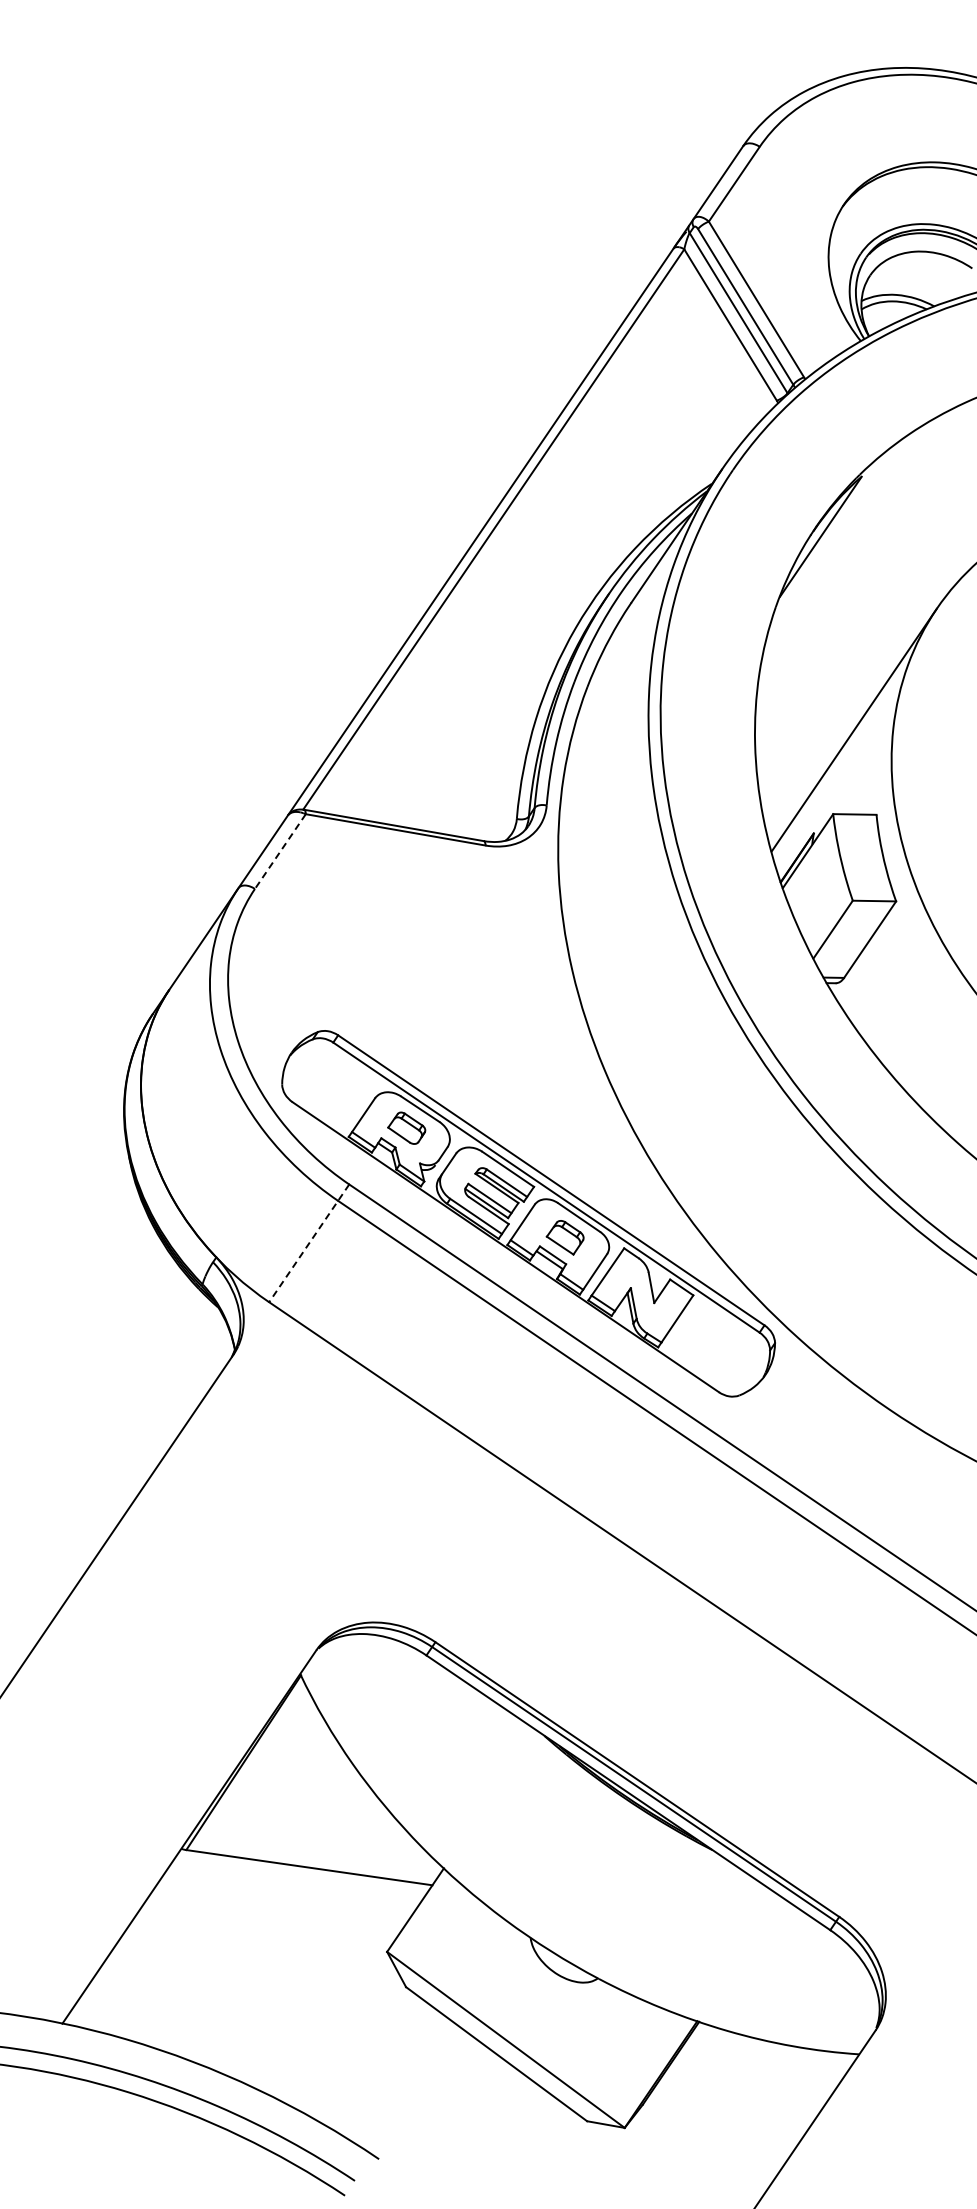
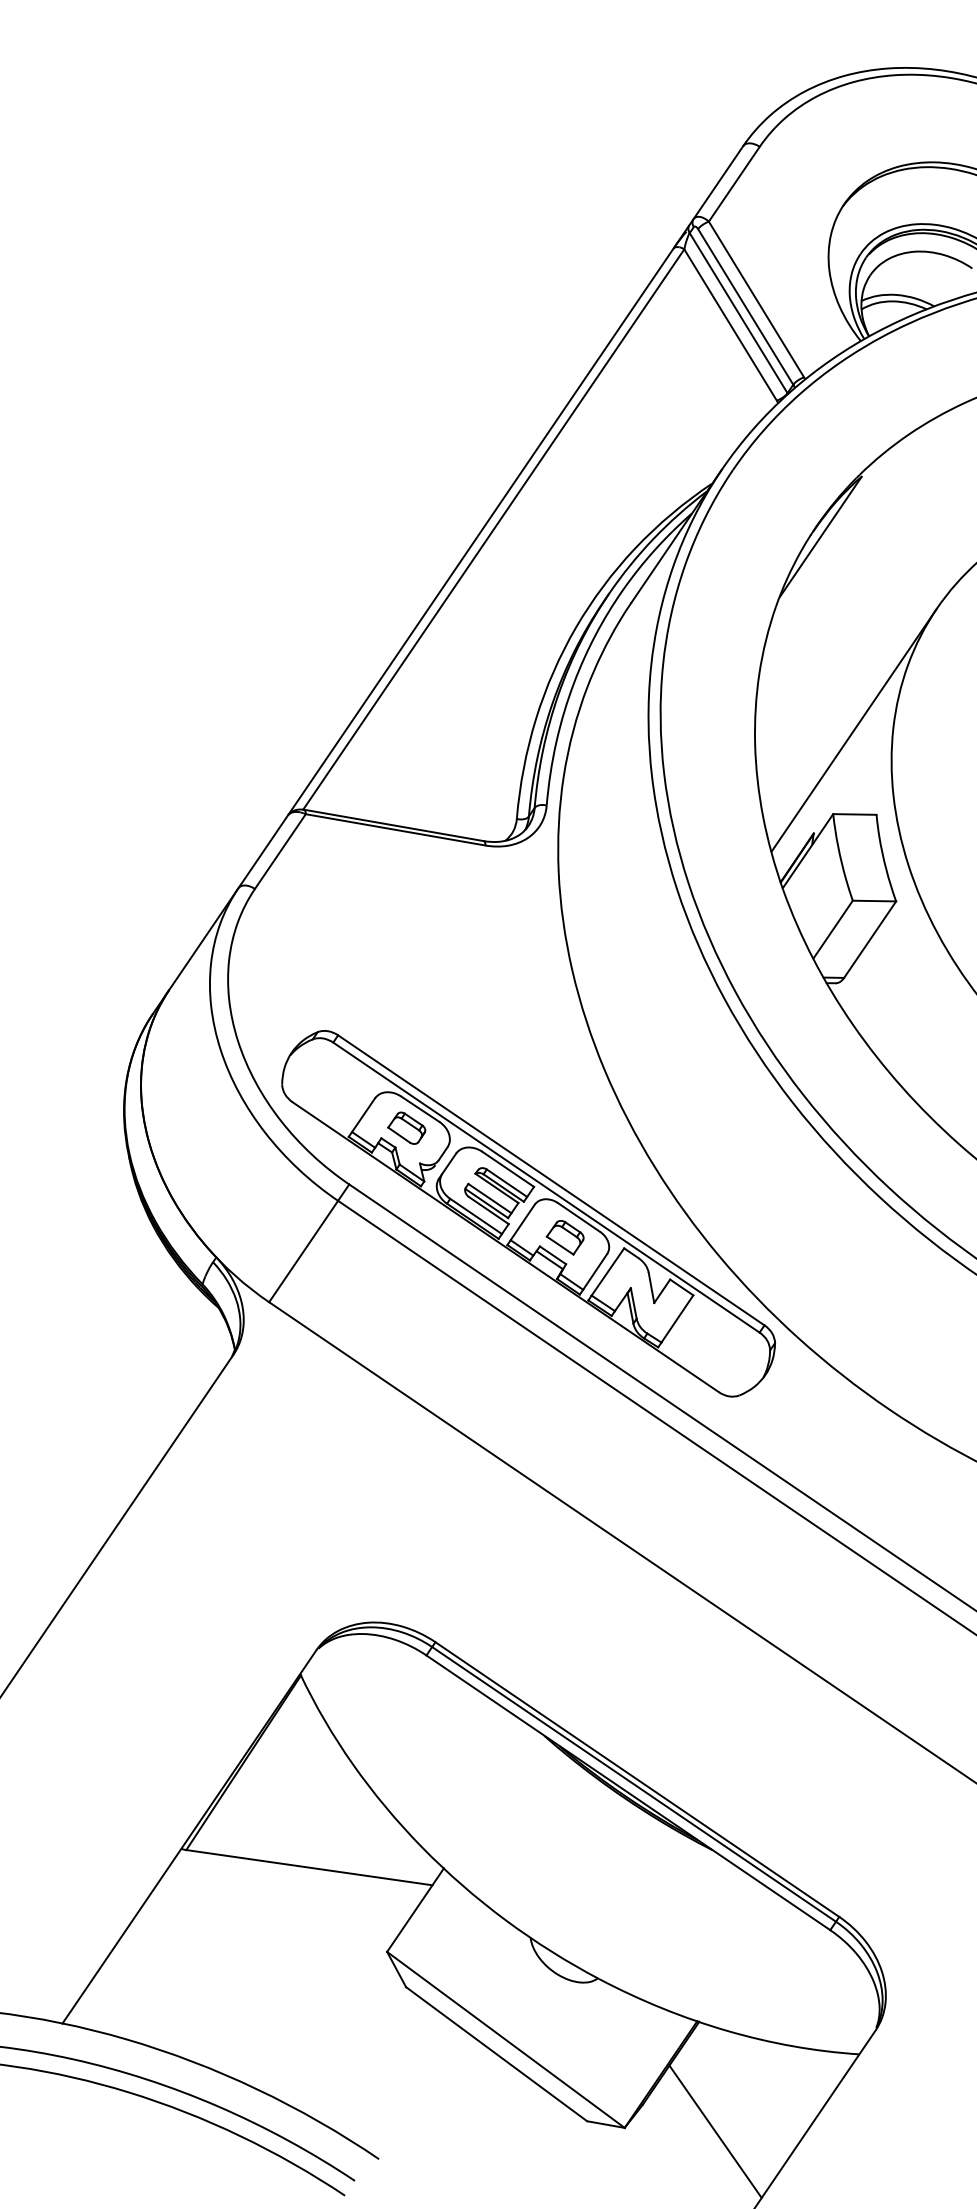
line: dashed -> solid (280, 852)
line: dashed -> solid (308, 1243)
line: none -> present (715, 2131)
